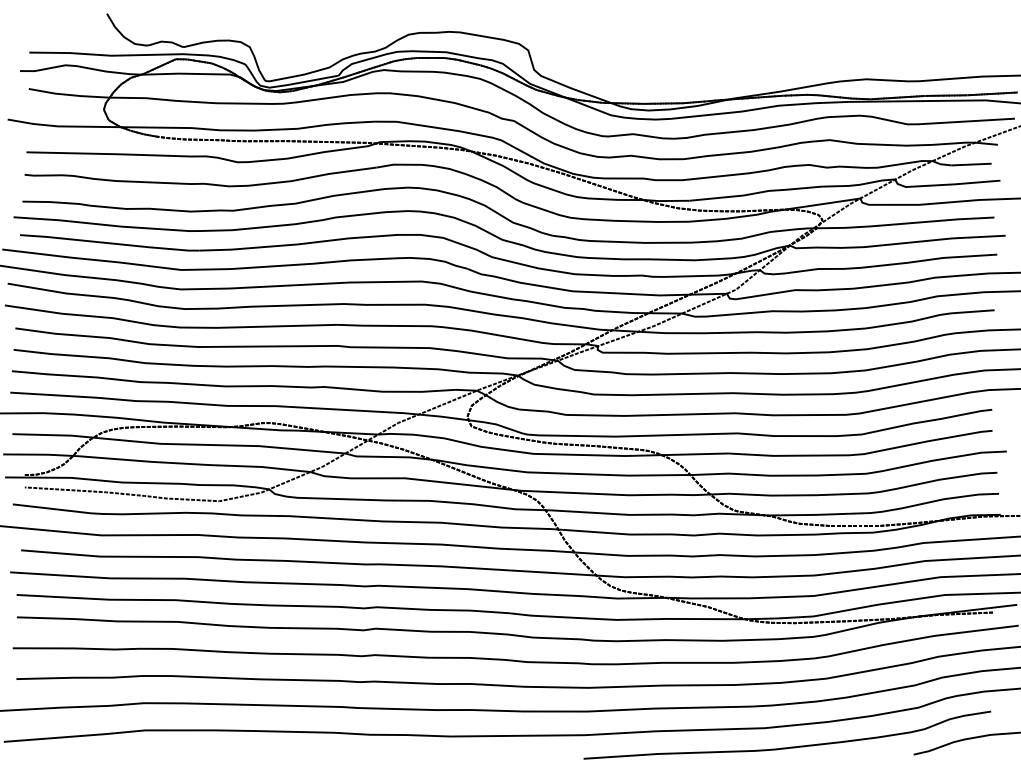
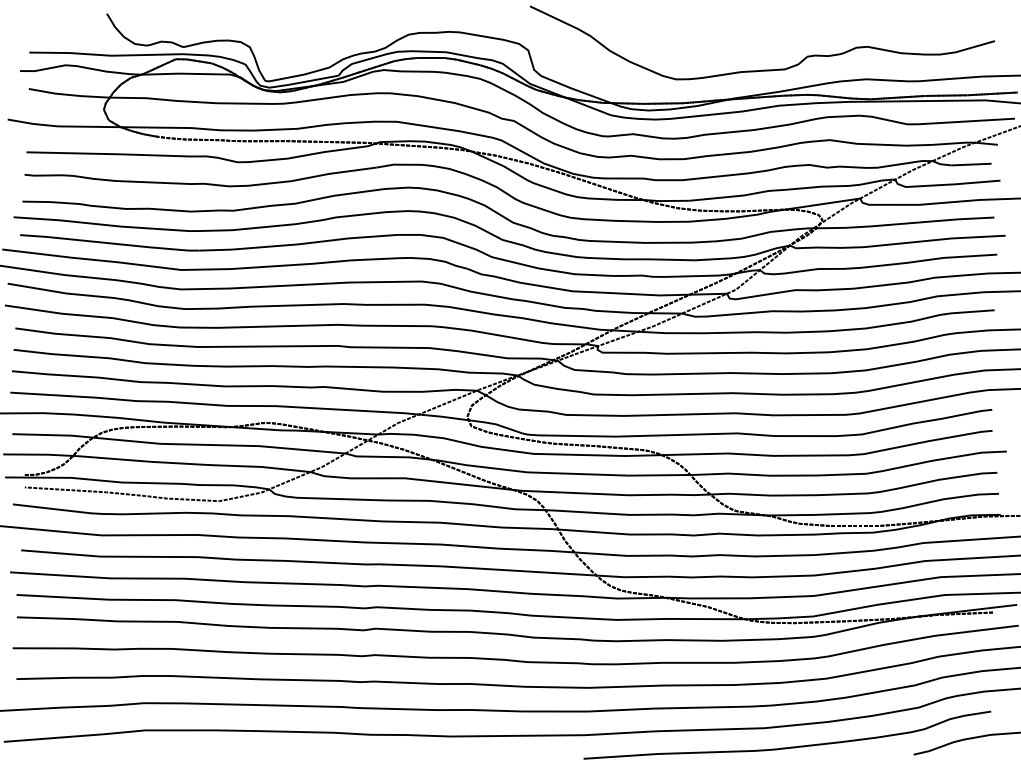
curve: none -> present (762, 69)
